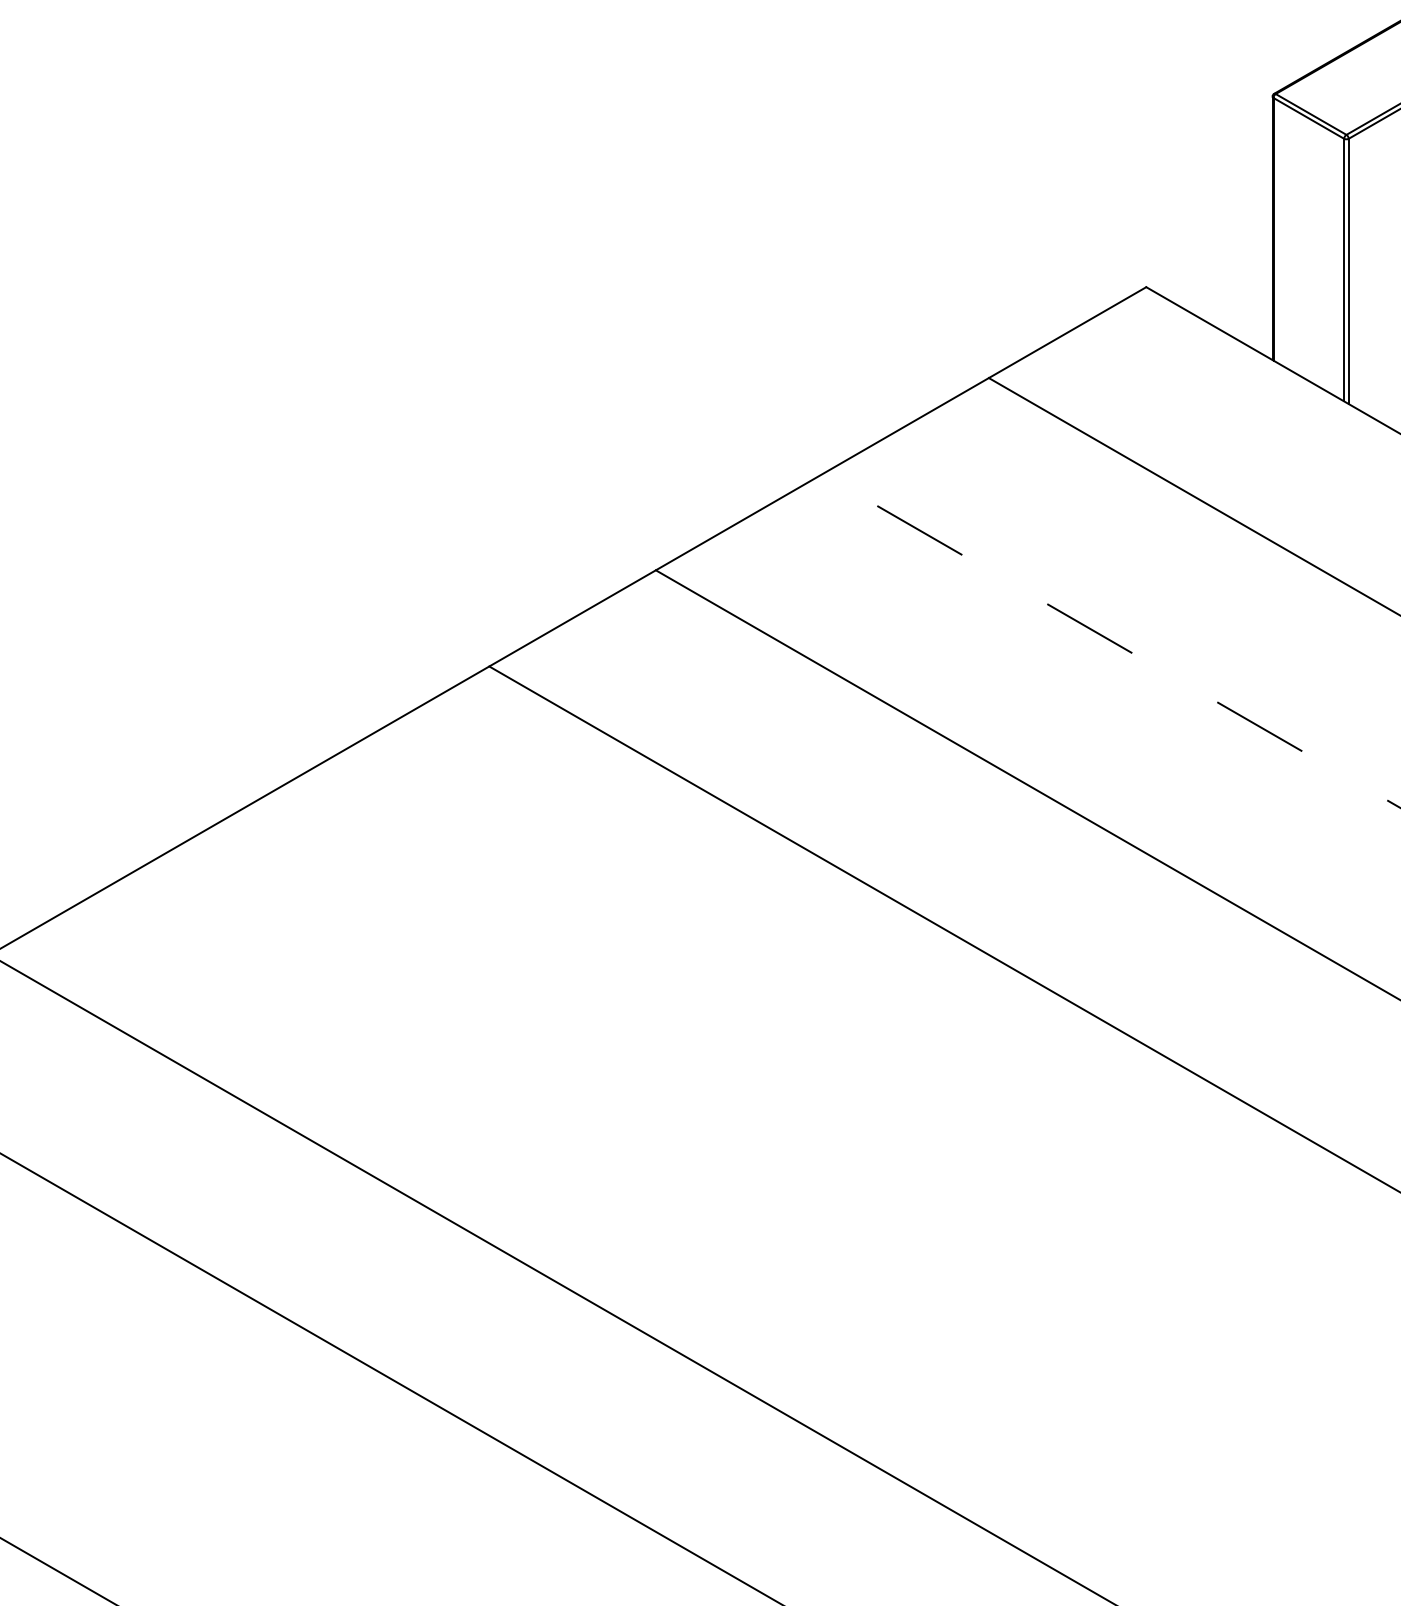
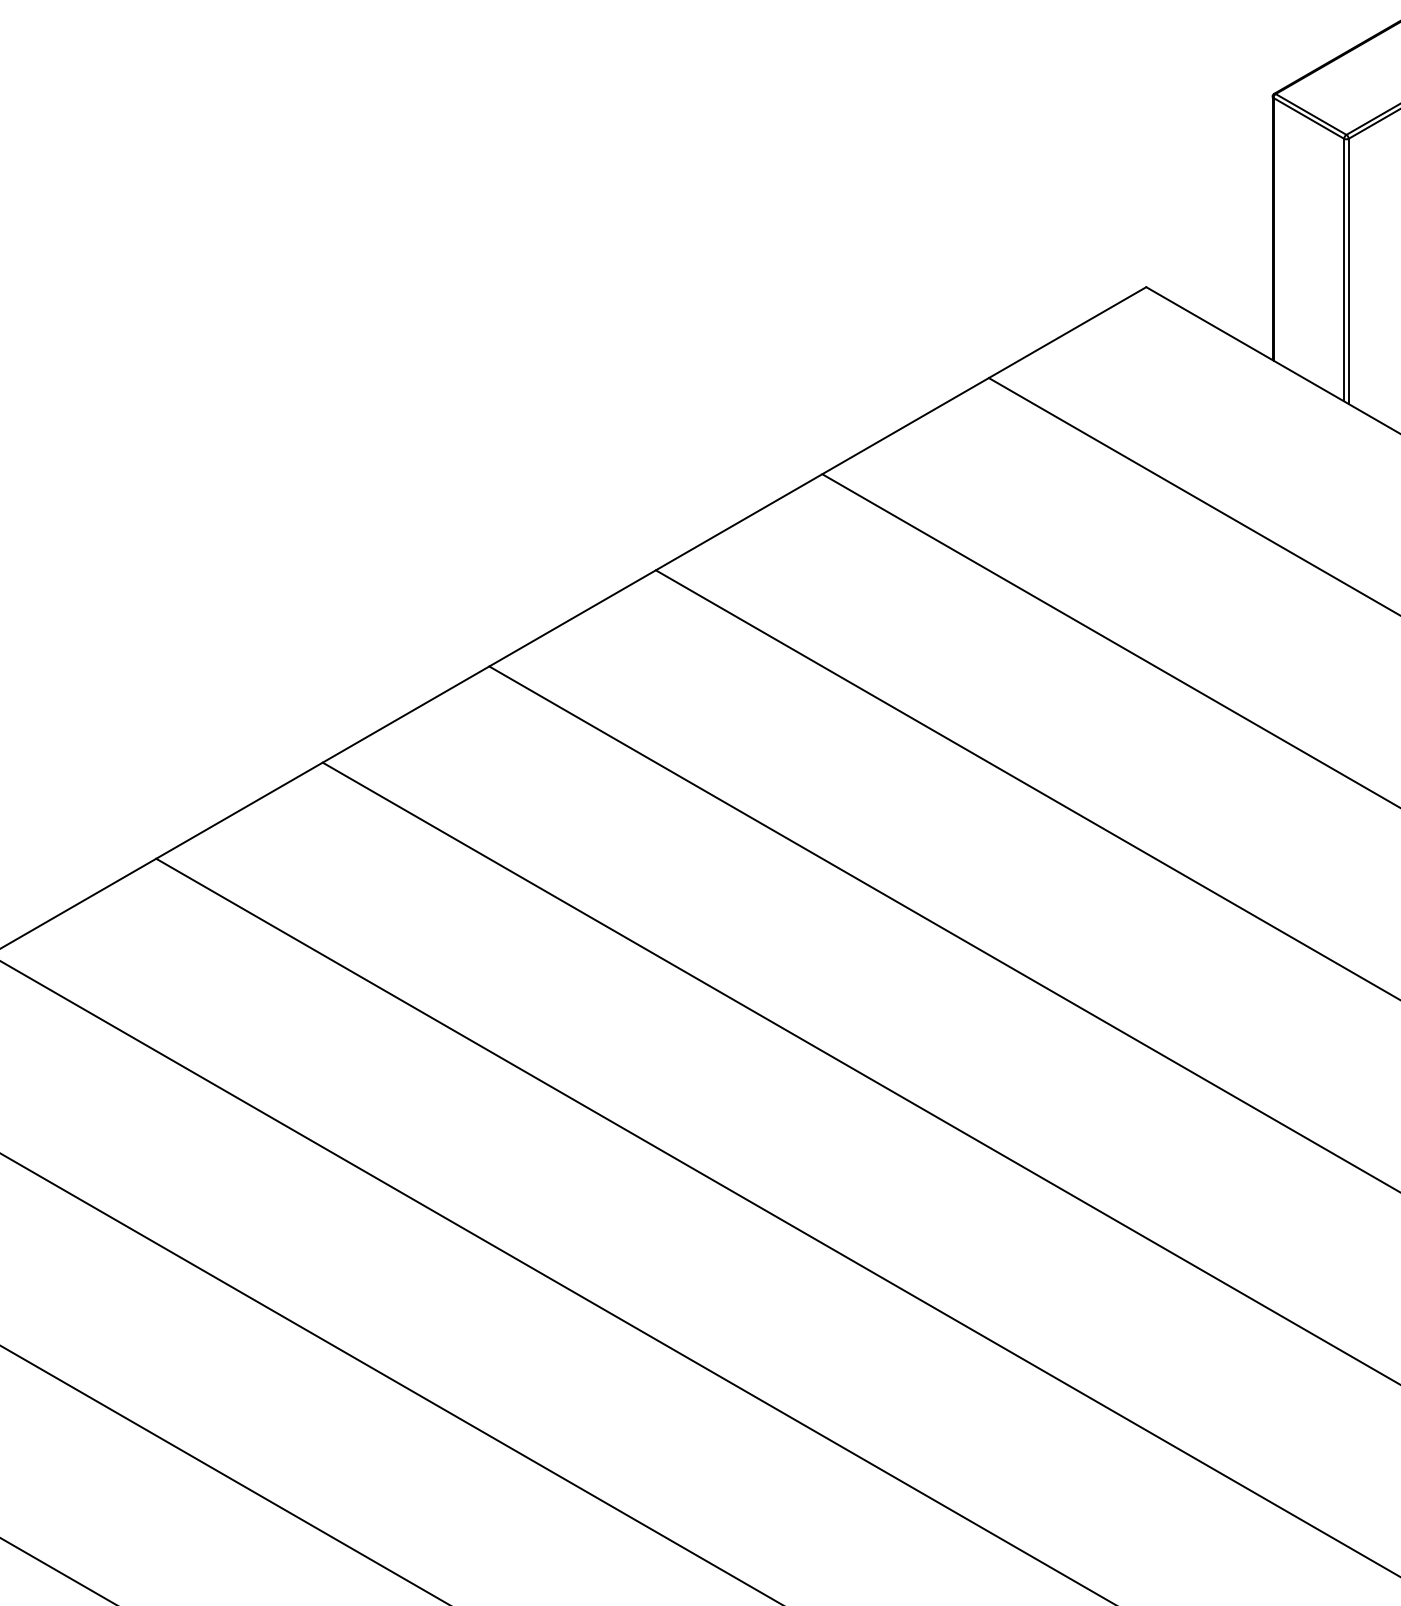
line: dashed -> solid (1111, 641)
line: none -> present (859, 1072)
line: none -> present (776, 1216)
line: none -> present (223, 1474)
